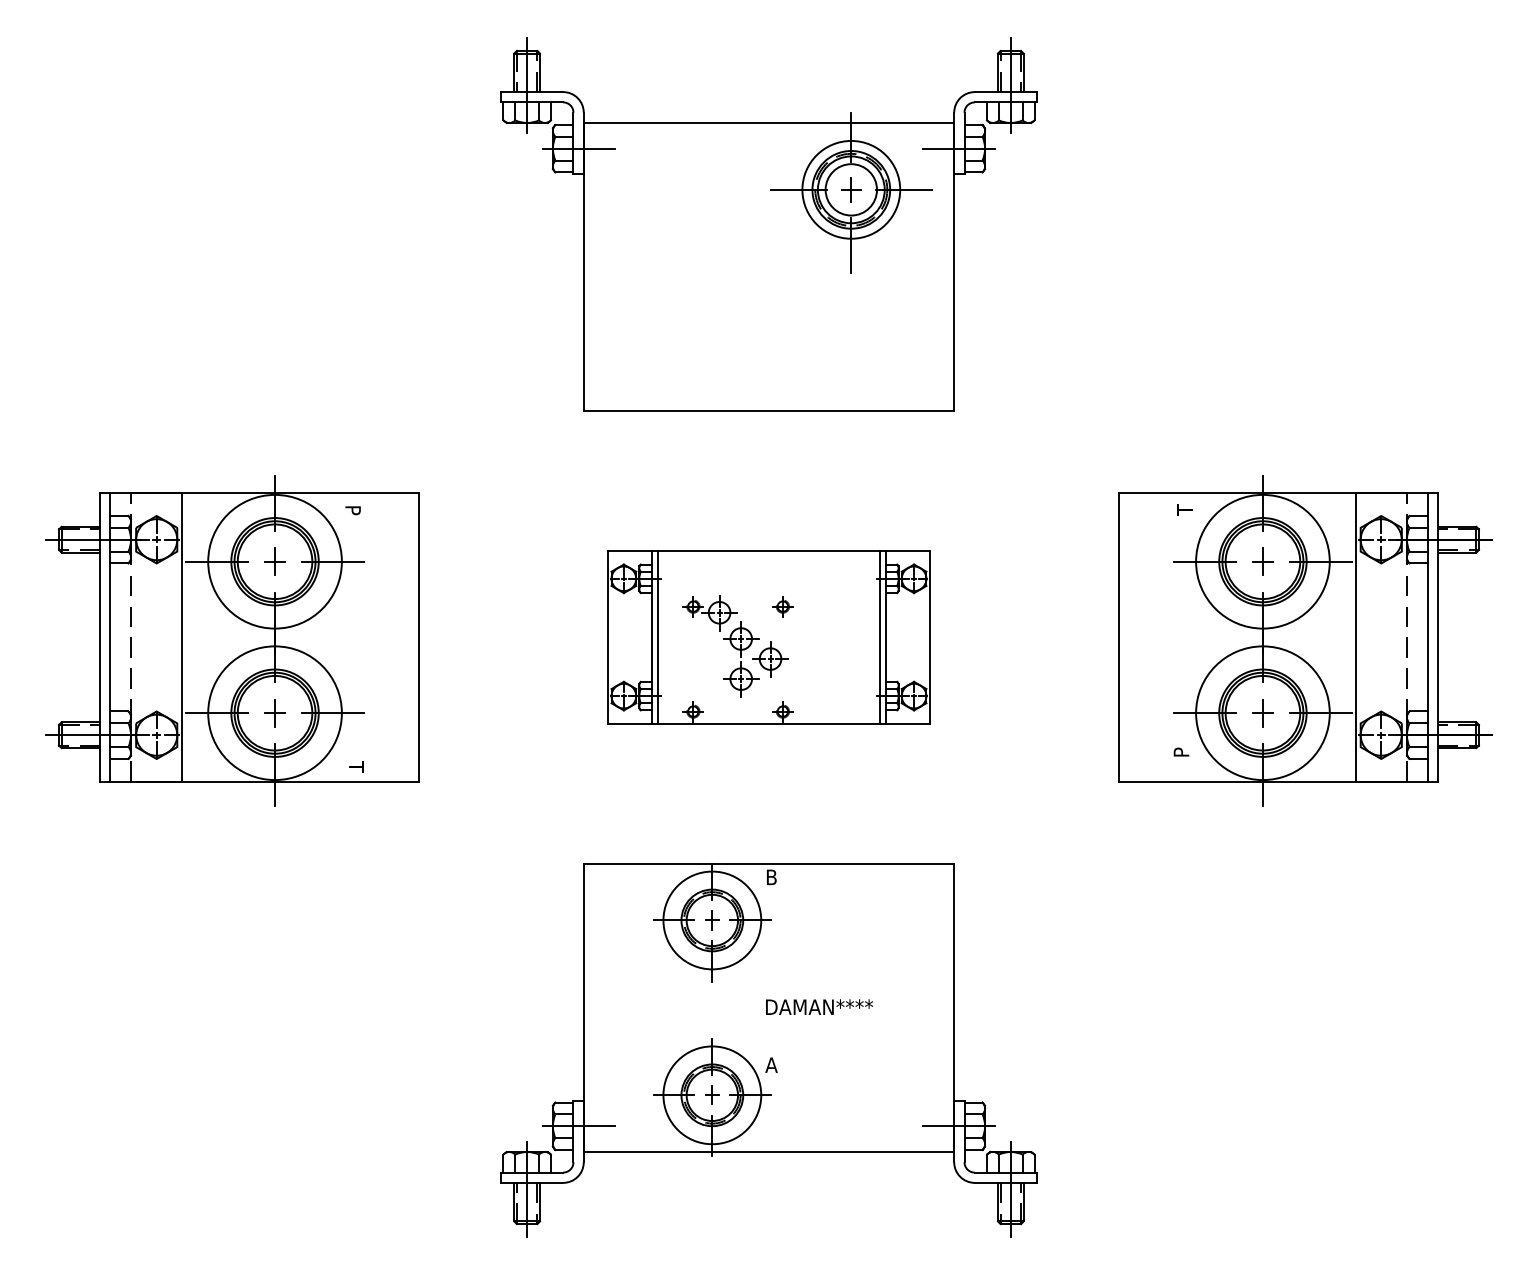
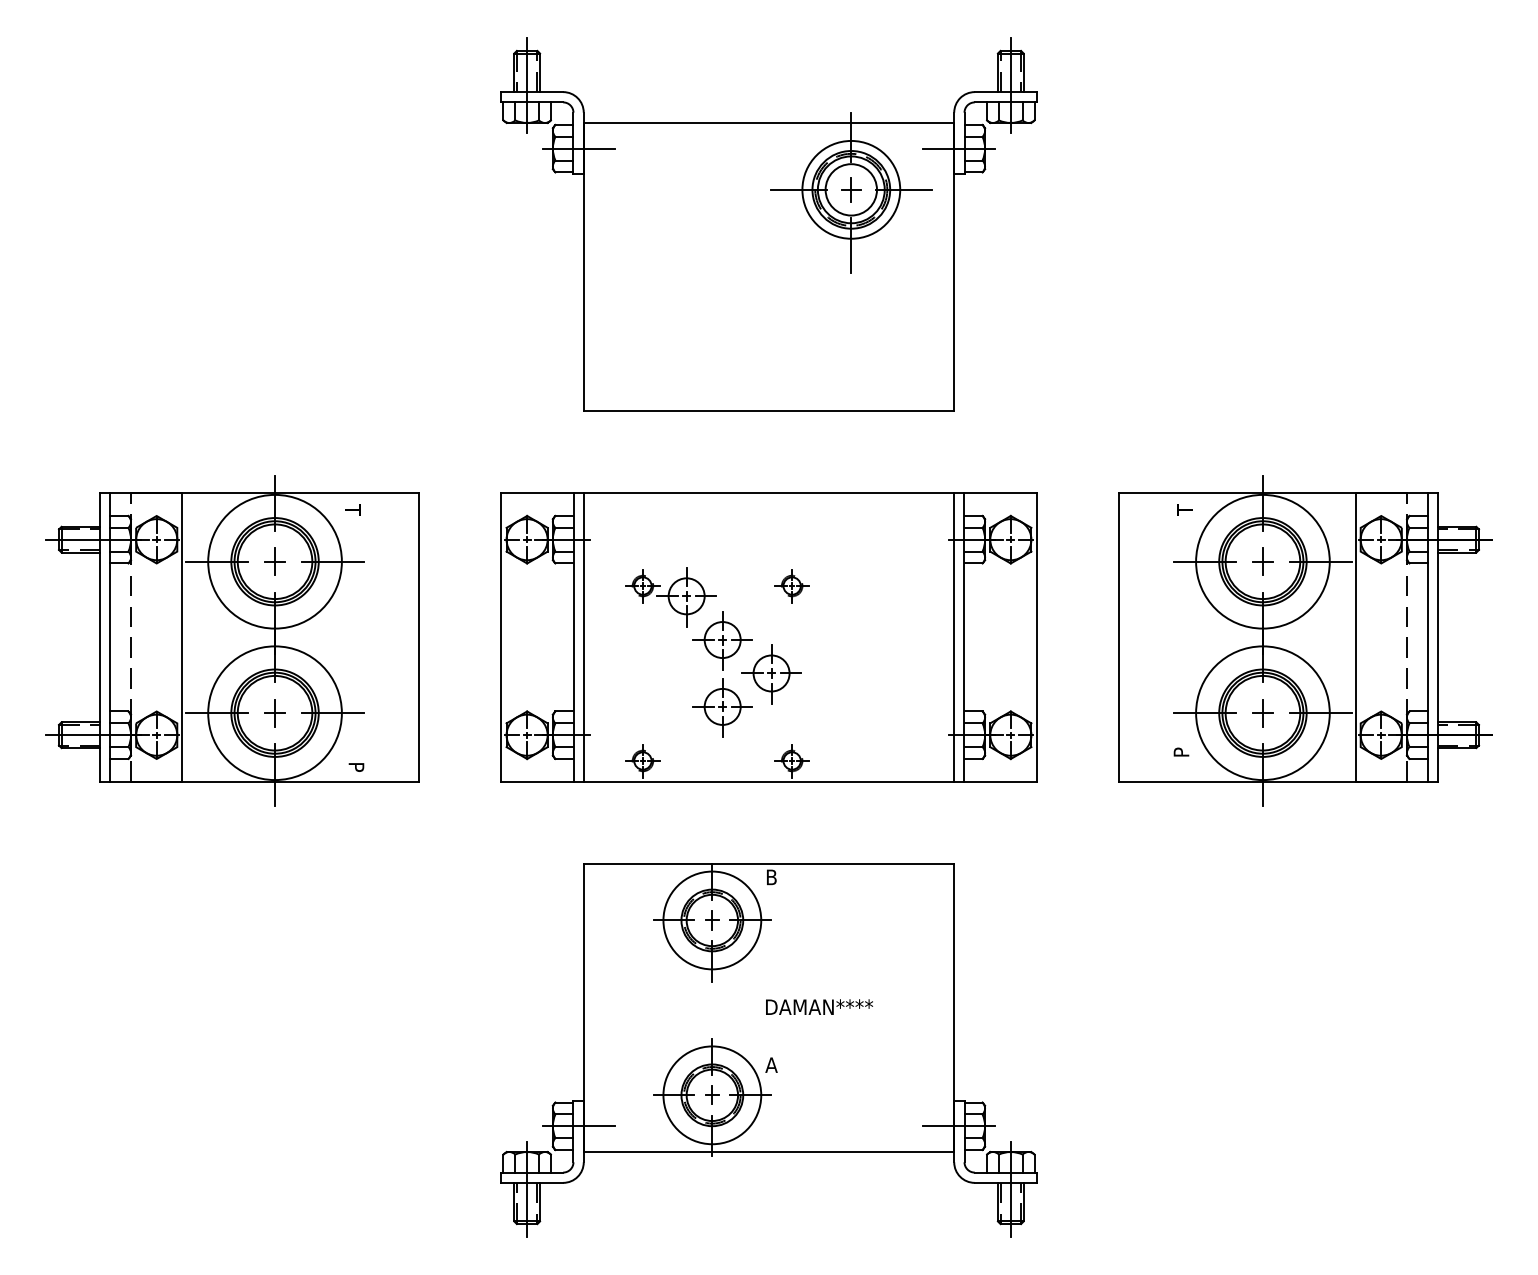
text: P -> T (352, 509)
part size: 324x175 px -> 538x291 px (768, 637)
text: T -> P (356, 766)
